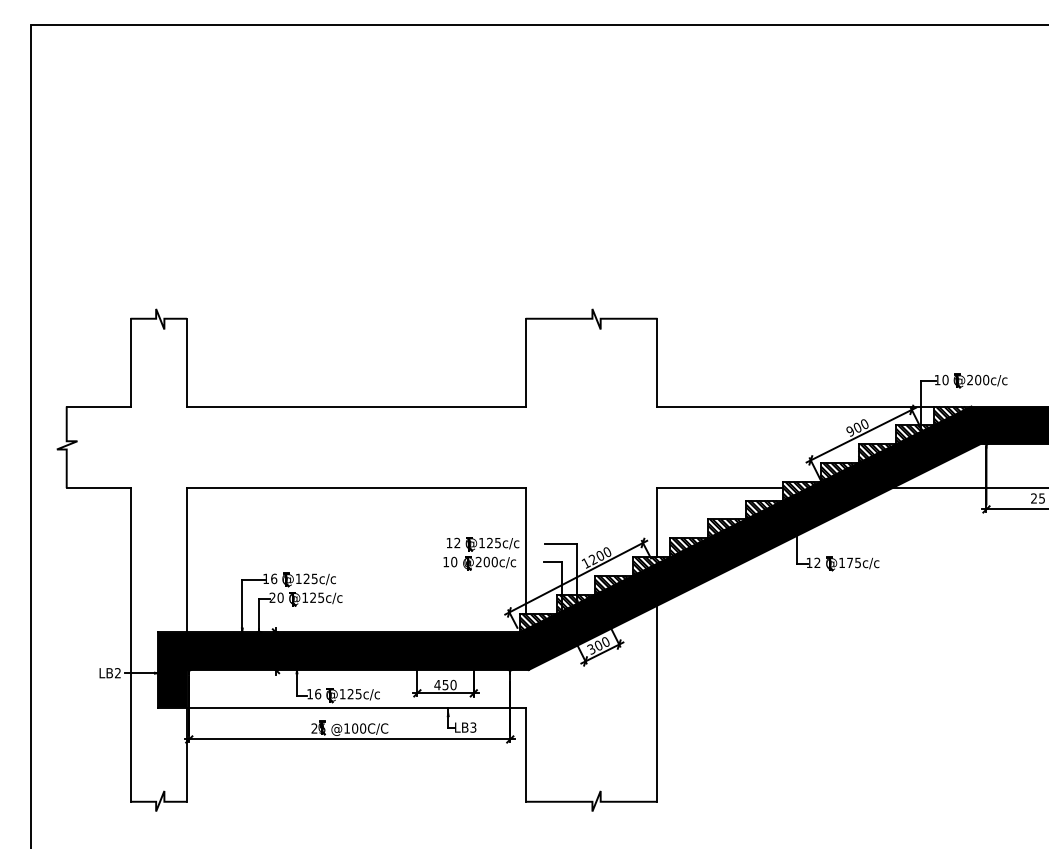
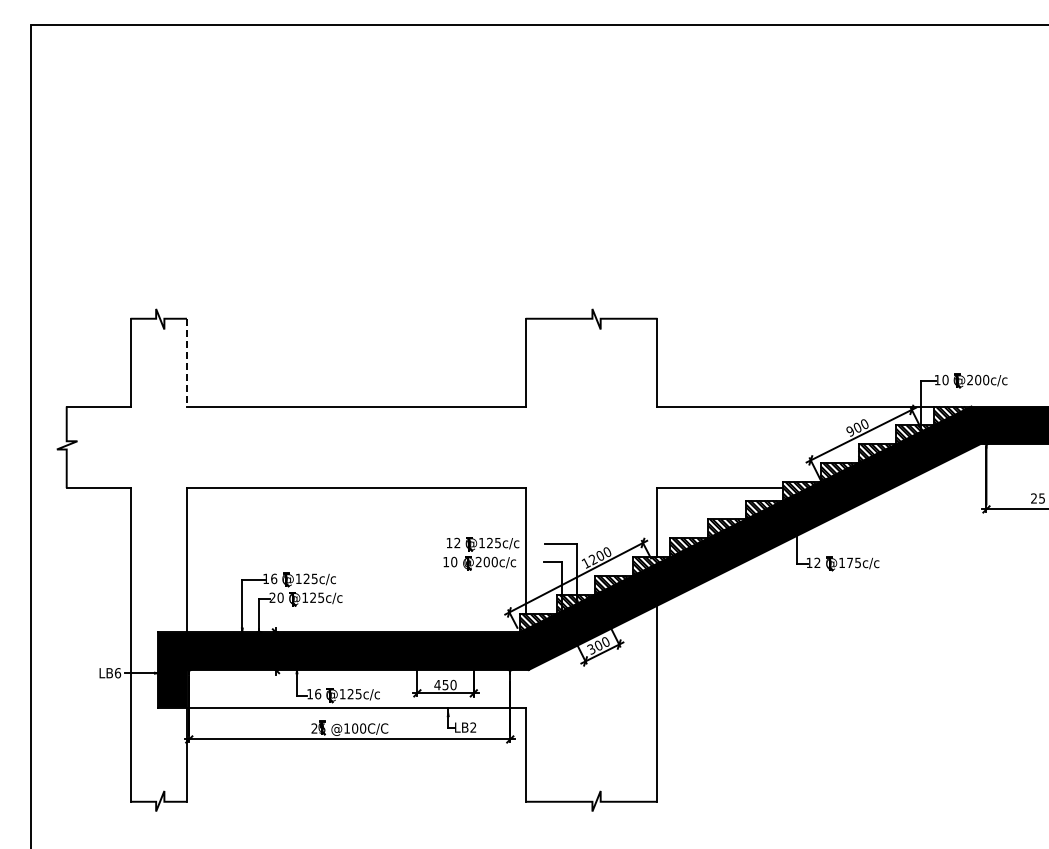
line: solid -> dashed (186, 362)
line: present -> none (968, 488)
text: LB2 -> LB6 (117, 673)
text: LB3 -> LB2 (473, 727)
